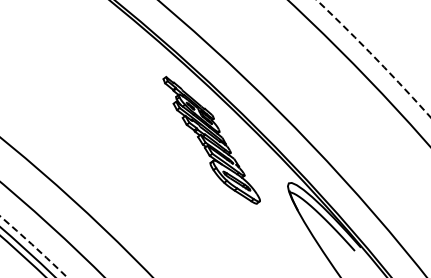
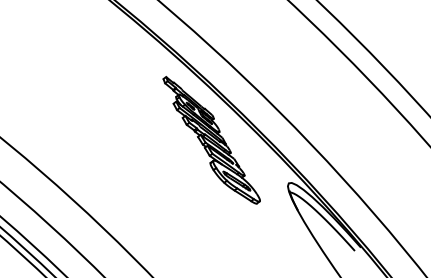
arc: dashed -> solid (375, 58)
circle: dashed -> solid (33, 246)
